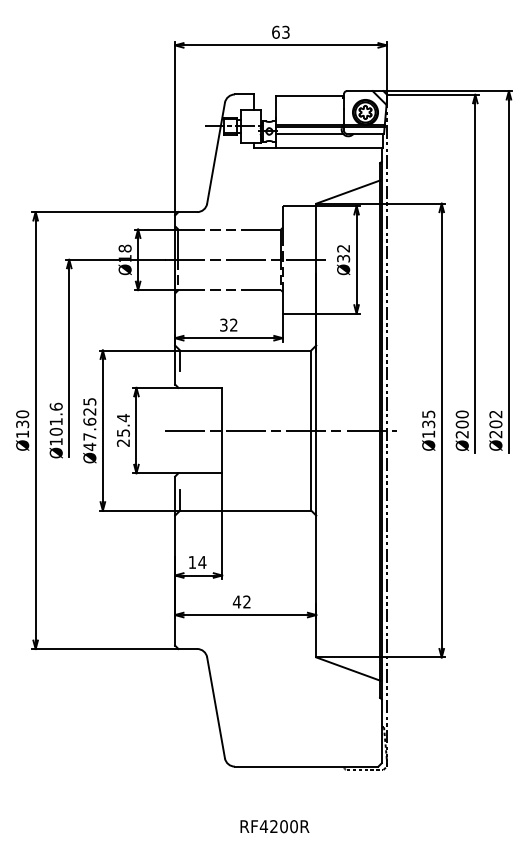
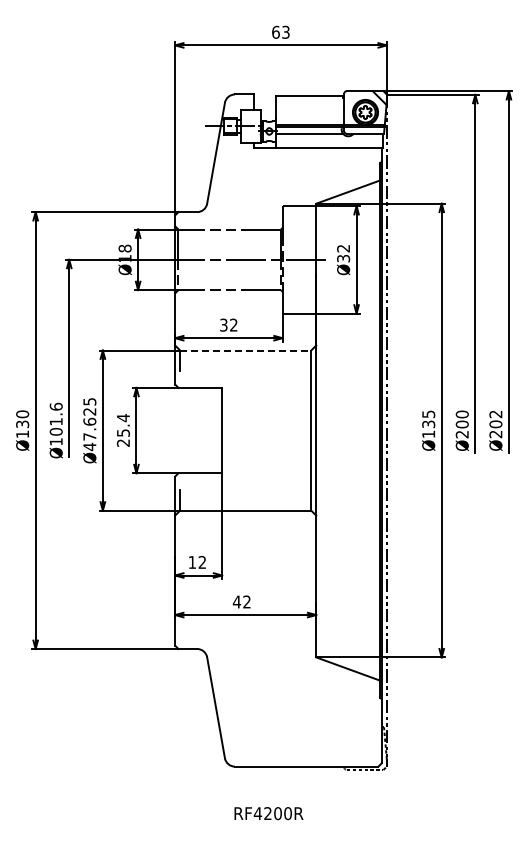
line: solid -> dashed (245, 350)
line: present -> none (280, 430)
text: 14 -> 12 (202, 562)
text position: (274, 826) -> (268, 813) (268, 813)
